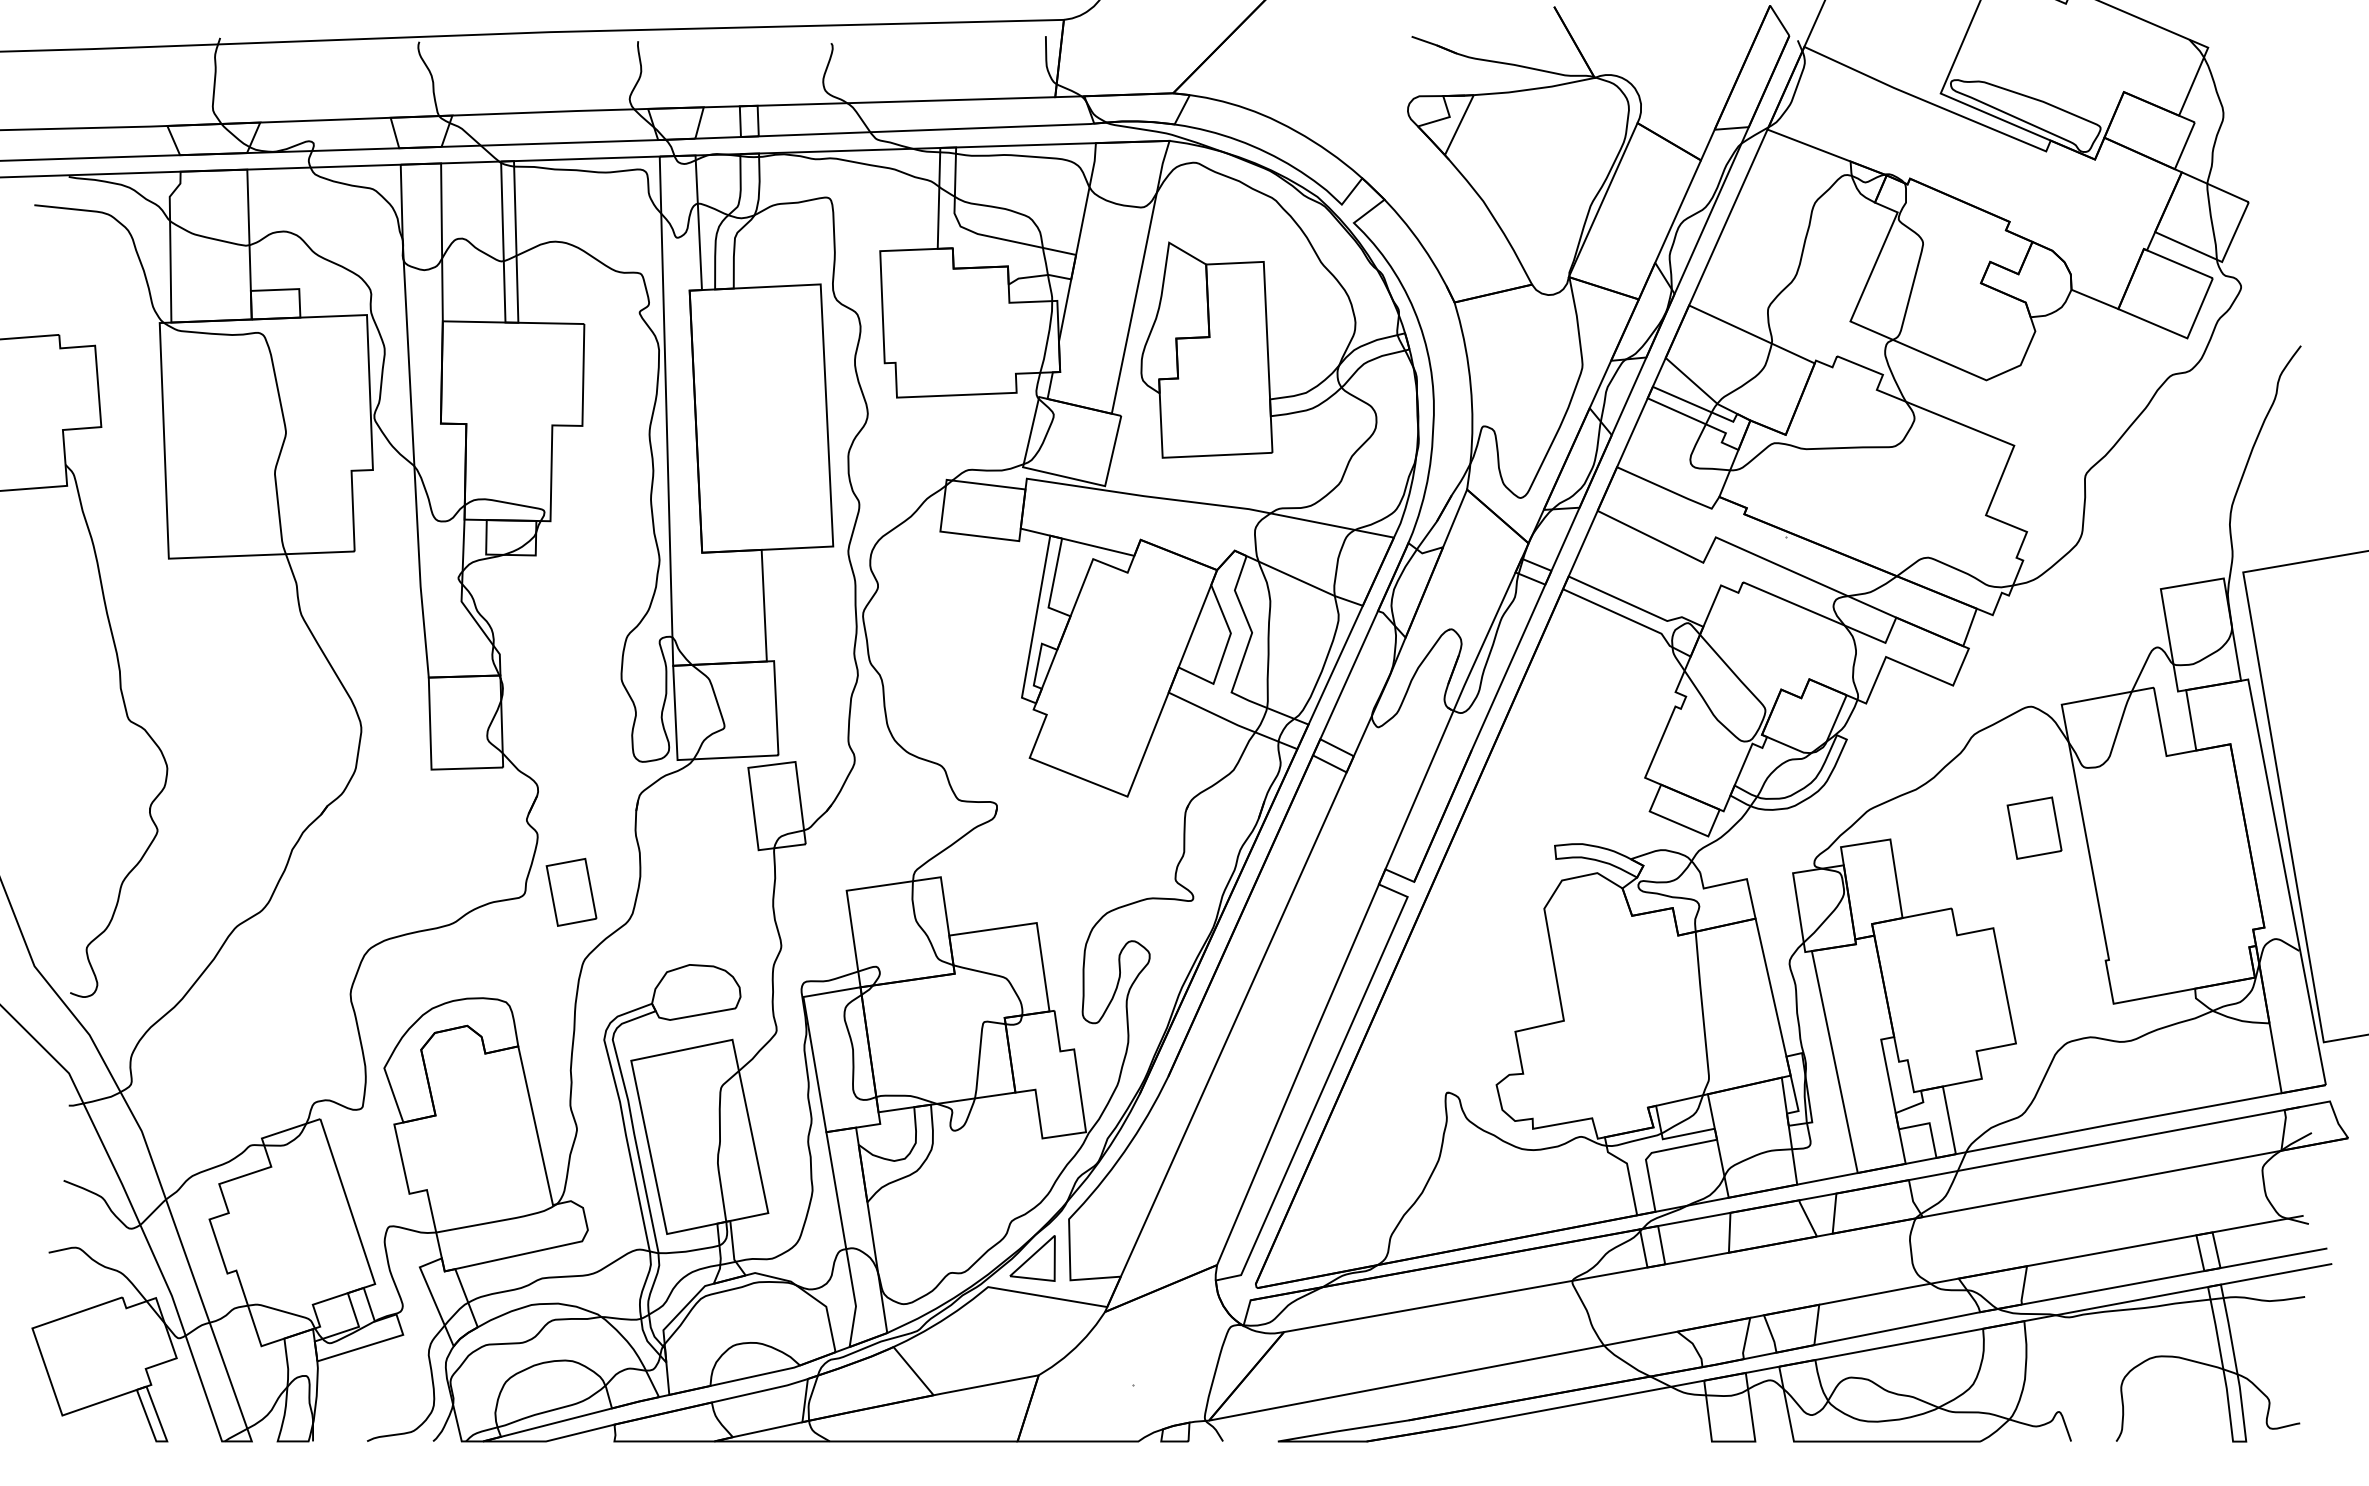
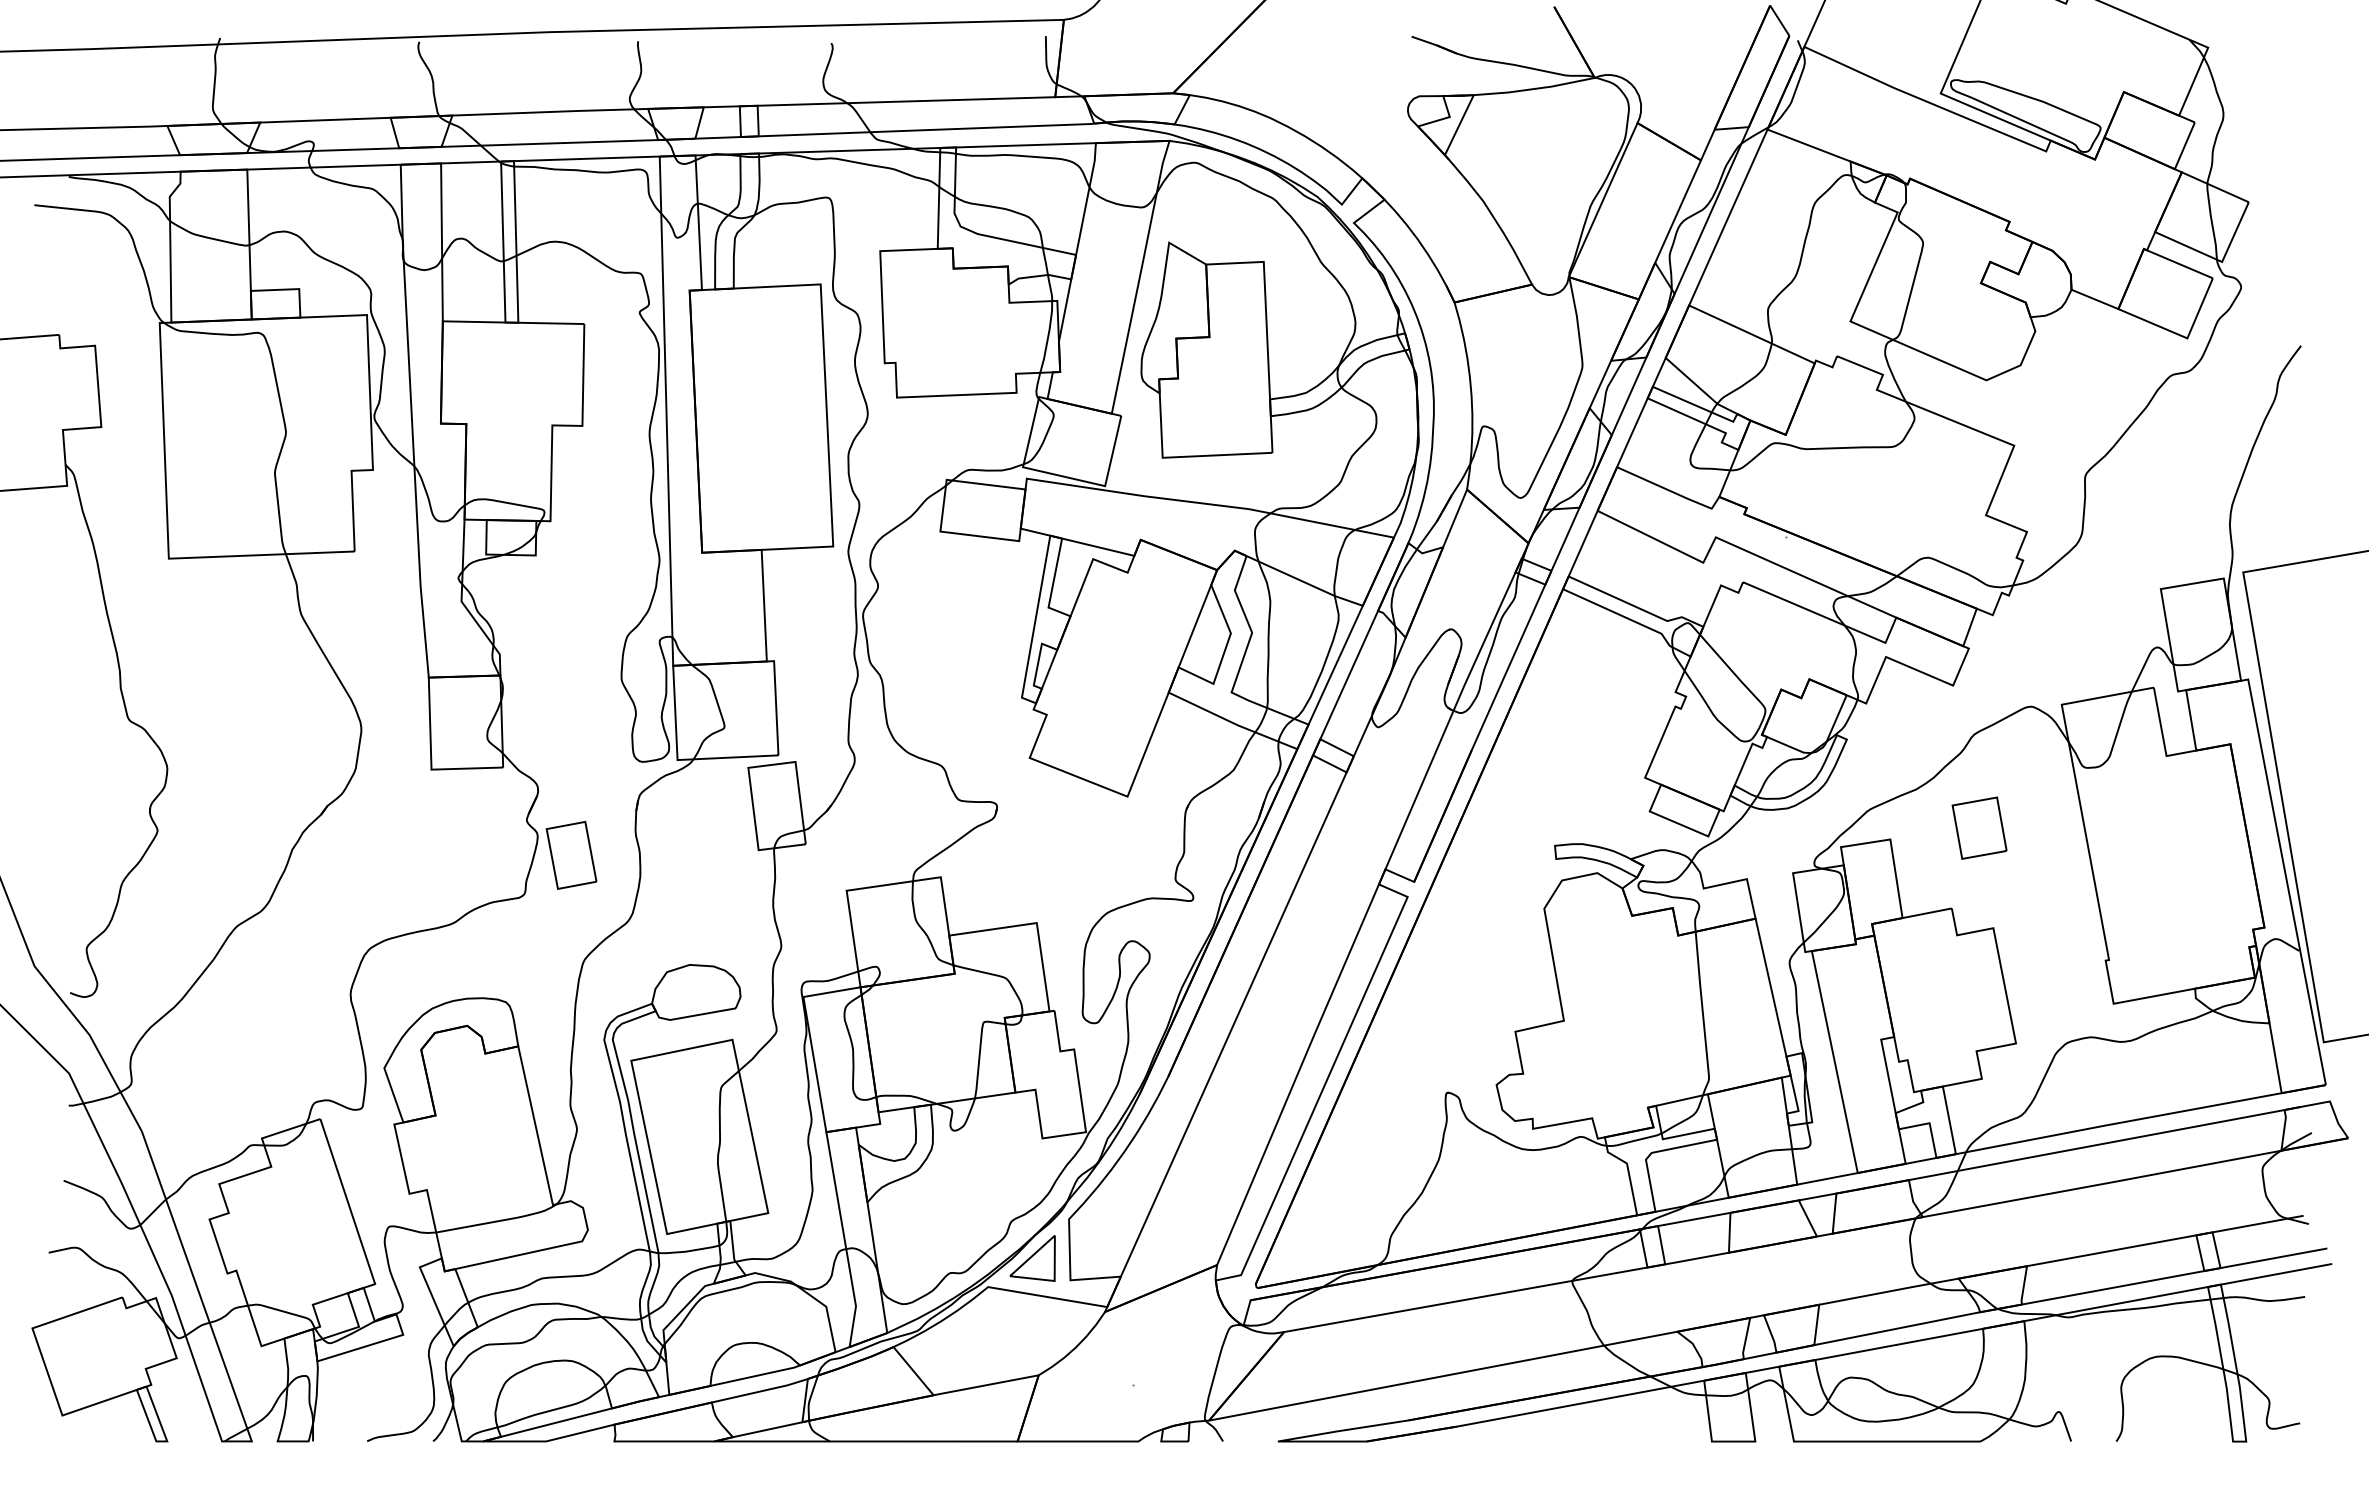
part position: (2034, 827) -> (1979, 827) (1979, 827)
part position: (571, 891) -> (571, 854) (571, 854)
